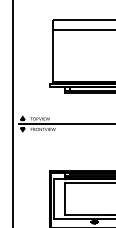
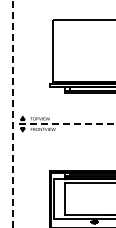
line: present -> none (82, 29)
line: solid -> dashed (12, 114)
line: solid -> dashed (67, 124)
